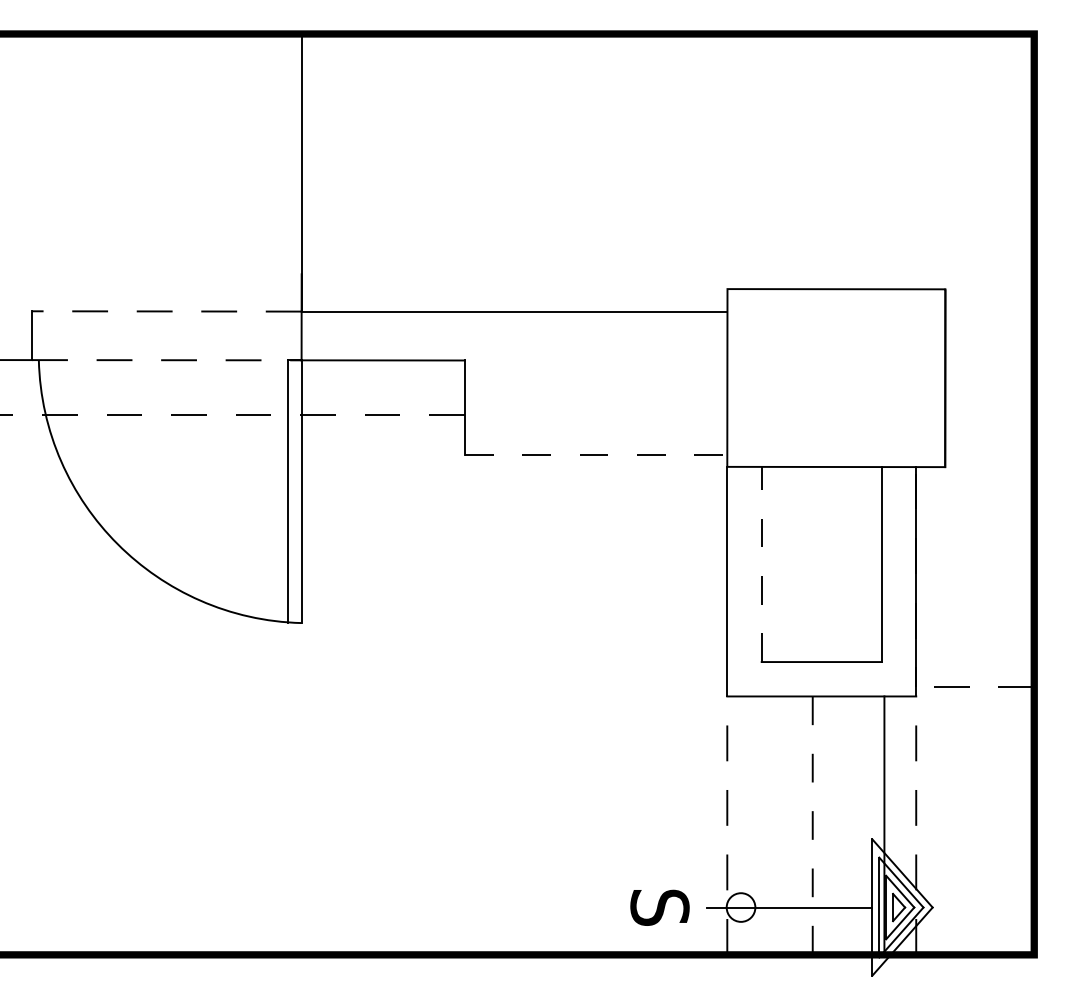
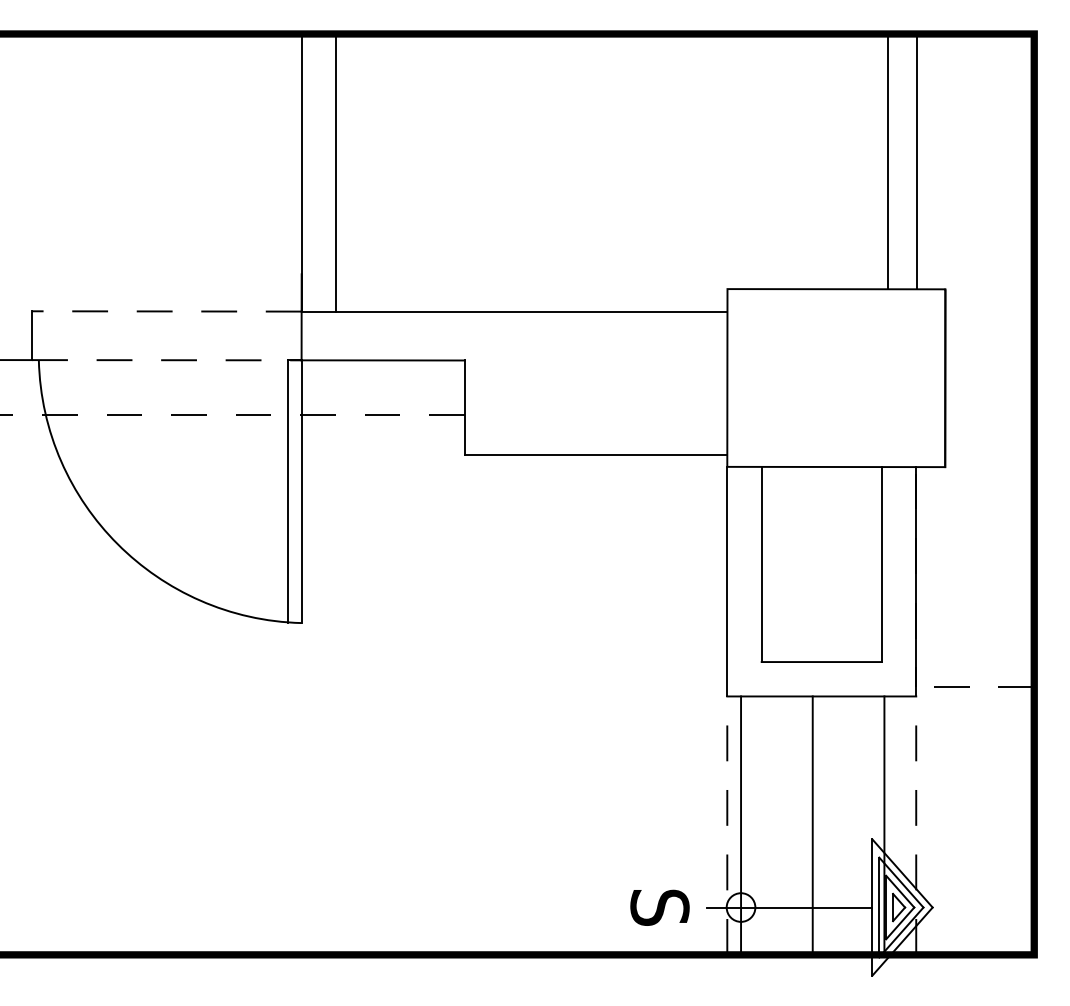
line: none -> present (888, 161)
line: none -> present (916, 161)
line: none -> present (336, 172)
line: dashed -> solid (596, 455)
line: dashed -> solid (761, 564)
line: none -> present (741, 825)
line: dashed -> solid (812, 826)
